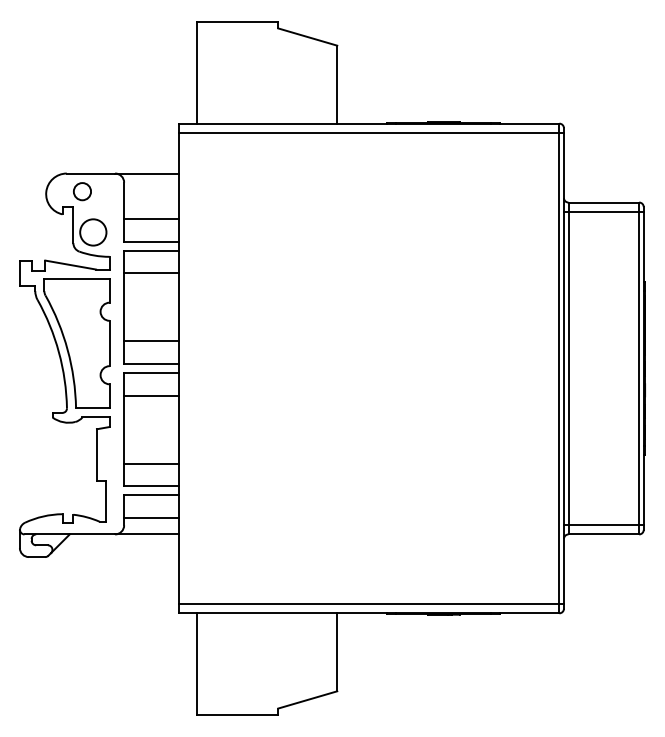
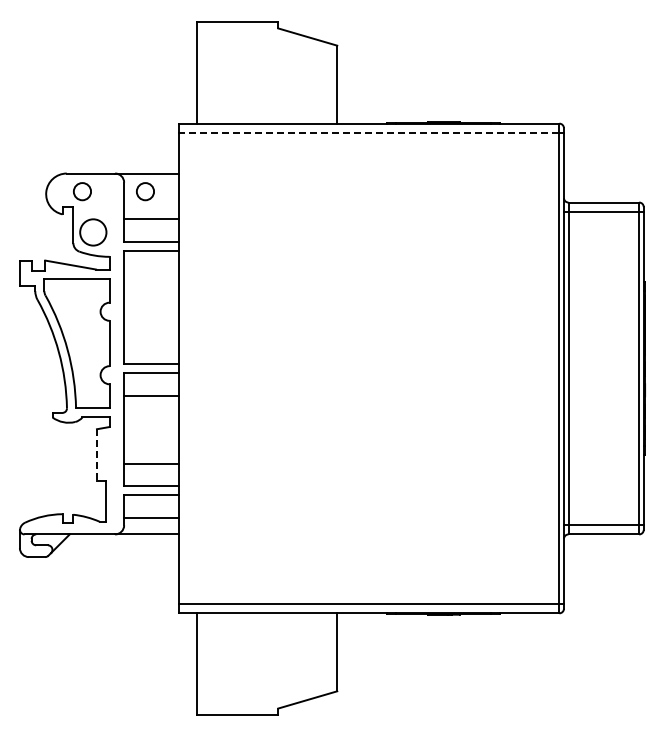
line: solid -> dashed (368, 132)
circle: none -> present (145, 191)
line: present -> none (151, 273)
line: present -> none (151, 341)
line: solid -> dashed (96, 455)
